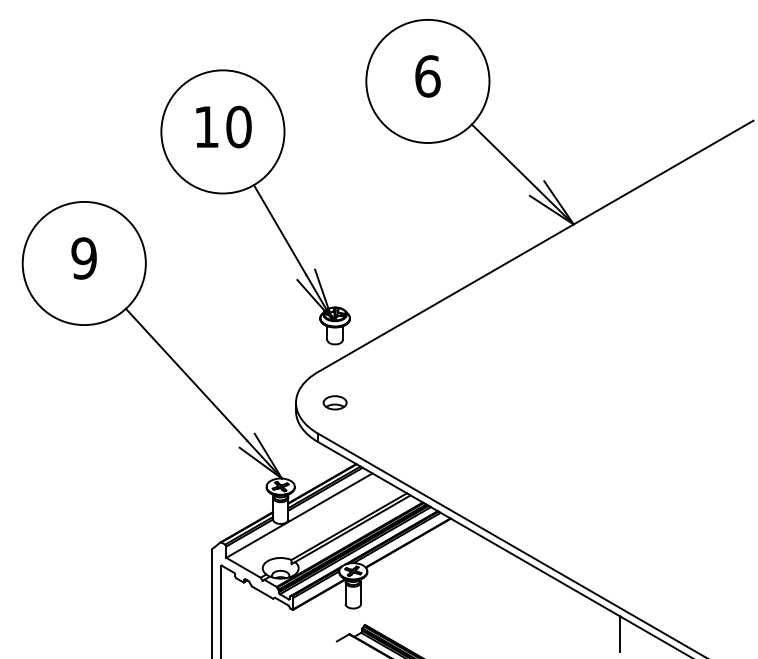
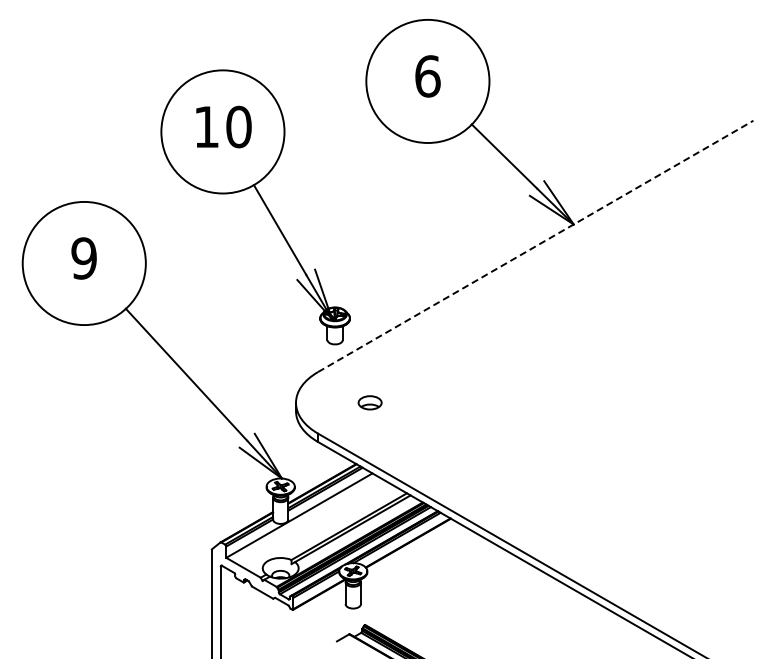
line: solid -> dashed (536, 246)
part position: (334, 402) -> (369, 402) (369, 402)
line: present -> none (619, 633)
